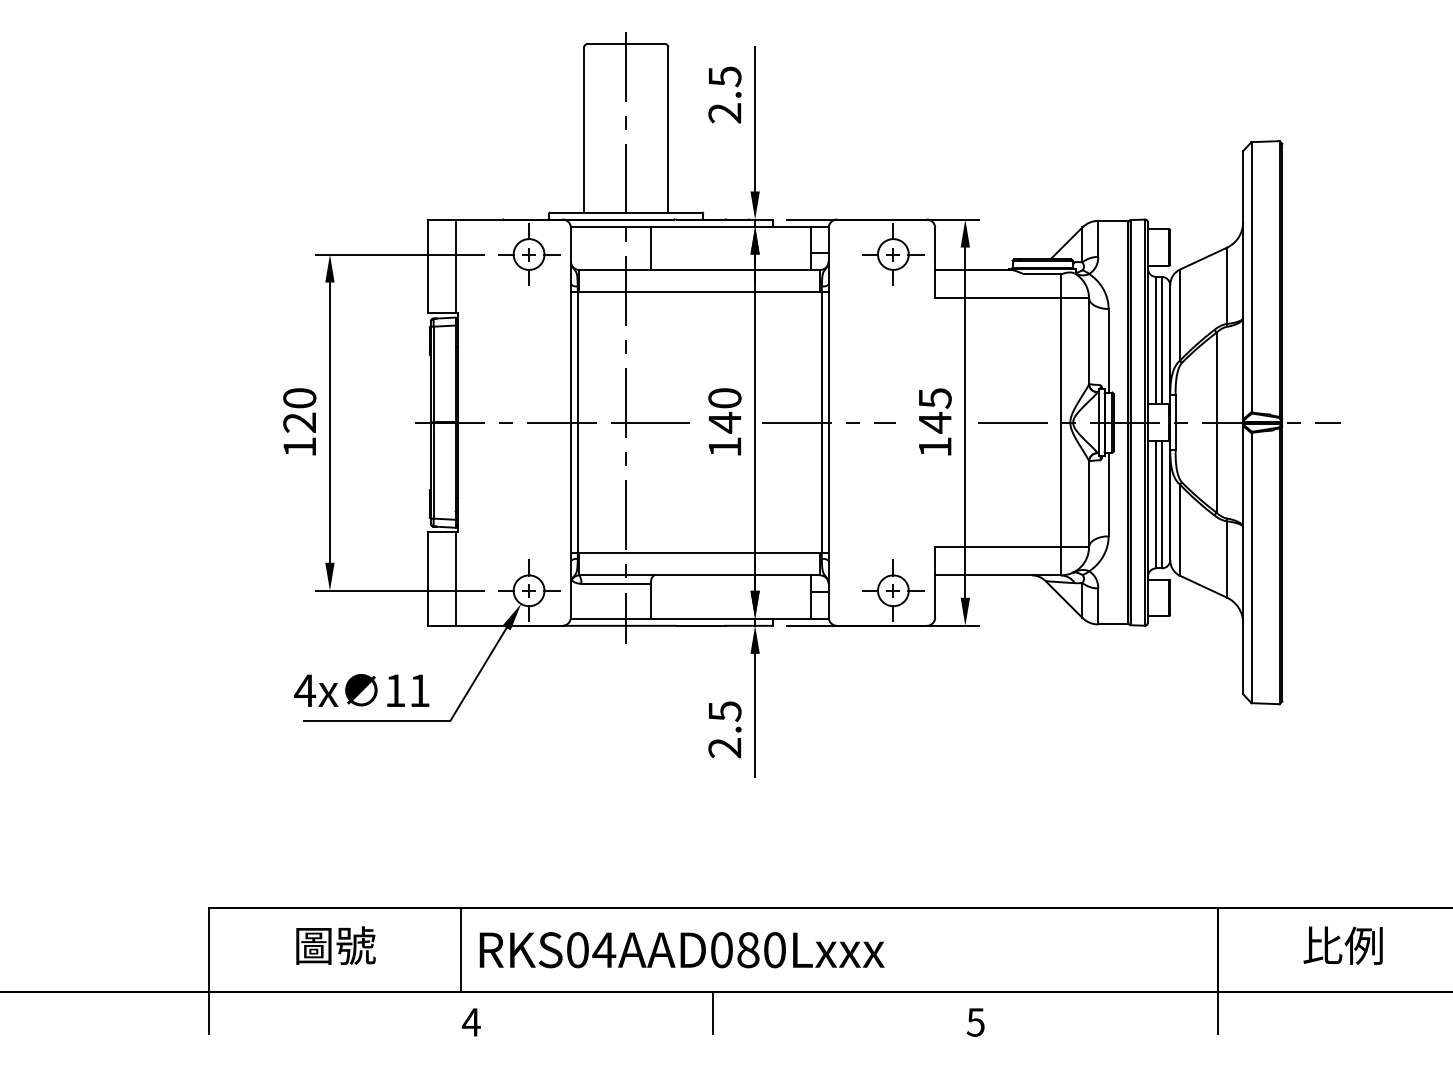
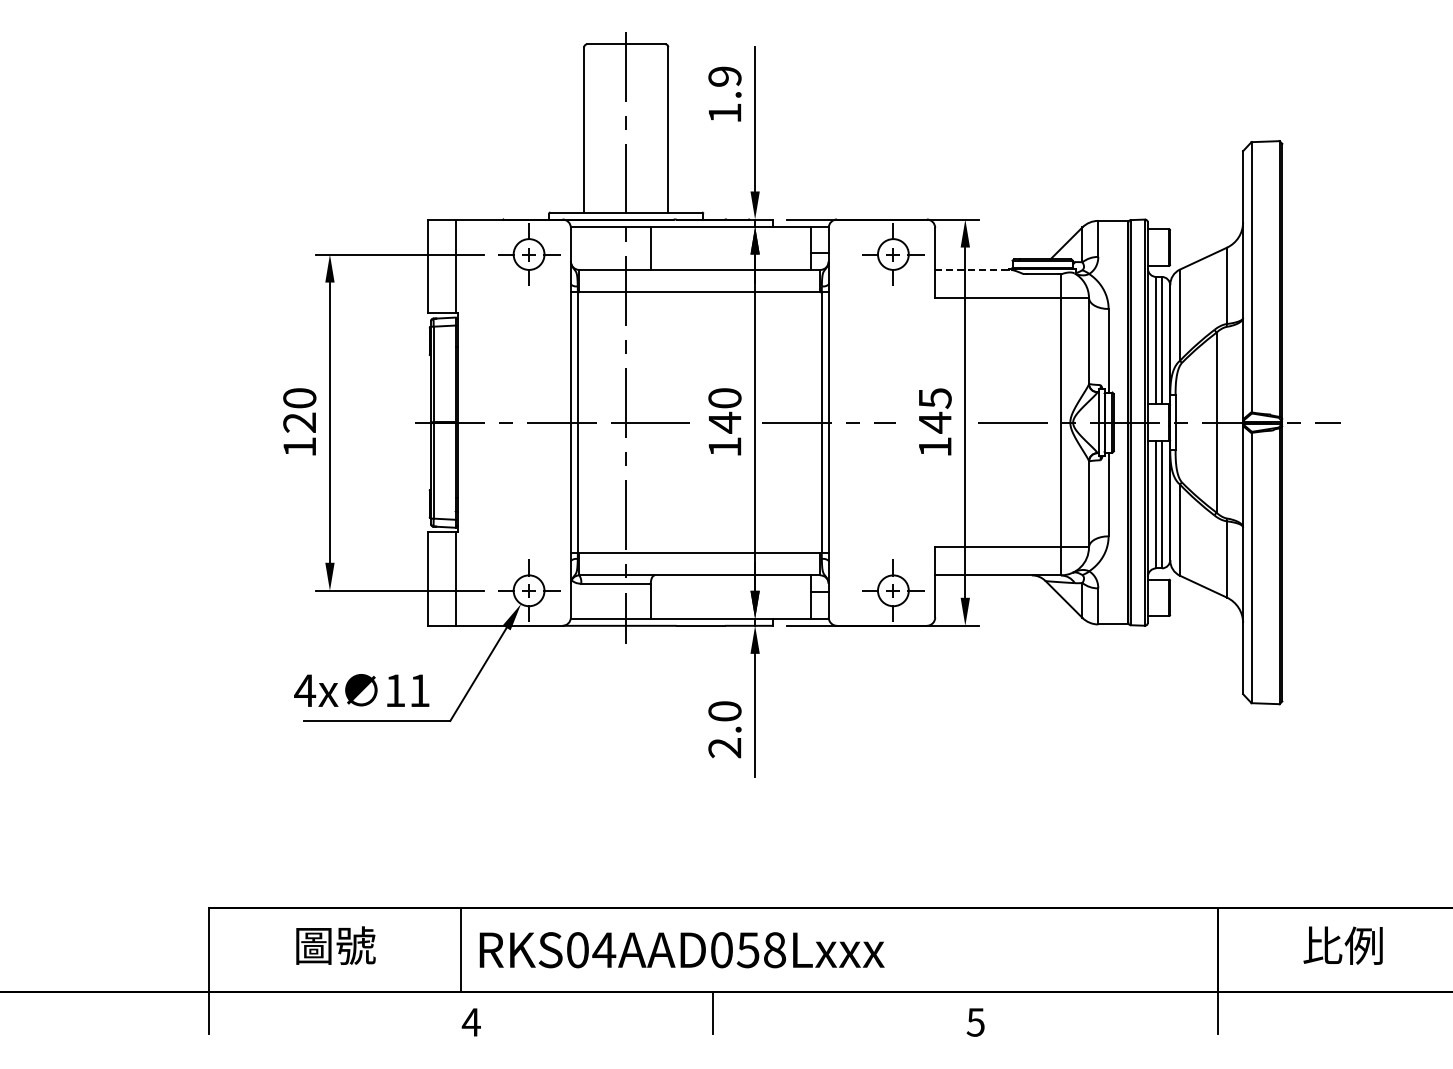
text: 2.5 -> 1.9 (724, 94)
line: solid -> dashed (973, 269)
text: 2.5 -> 2.0 (724, 711)
text: RKS04AAD080Lxxx -> RKS04AAD058Lxxx (761, 950)
